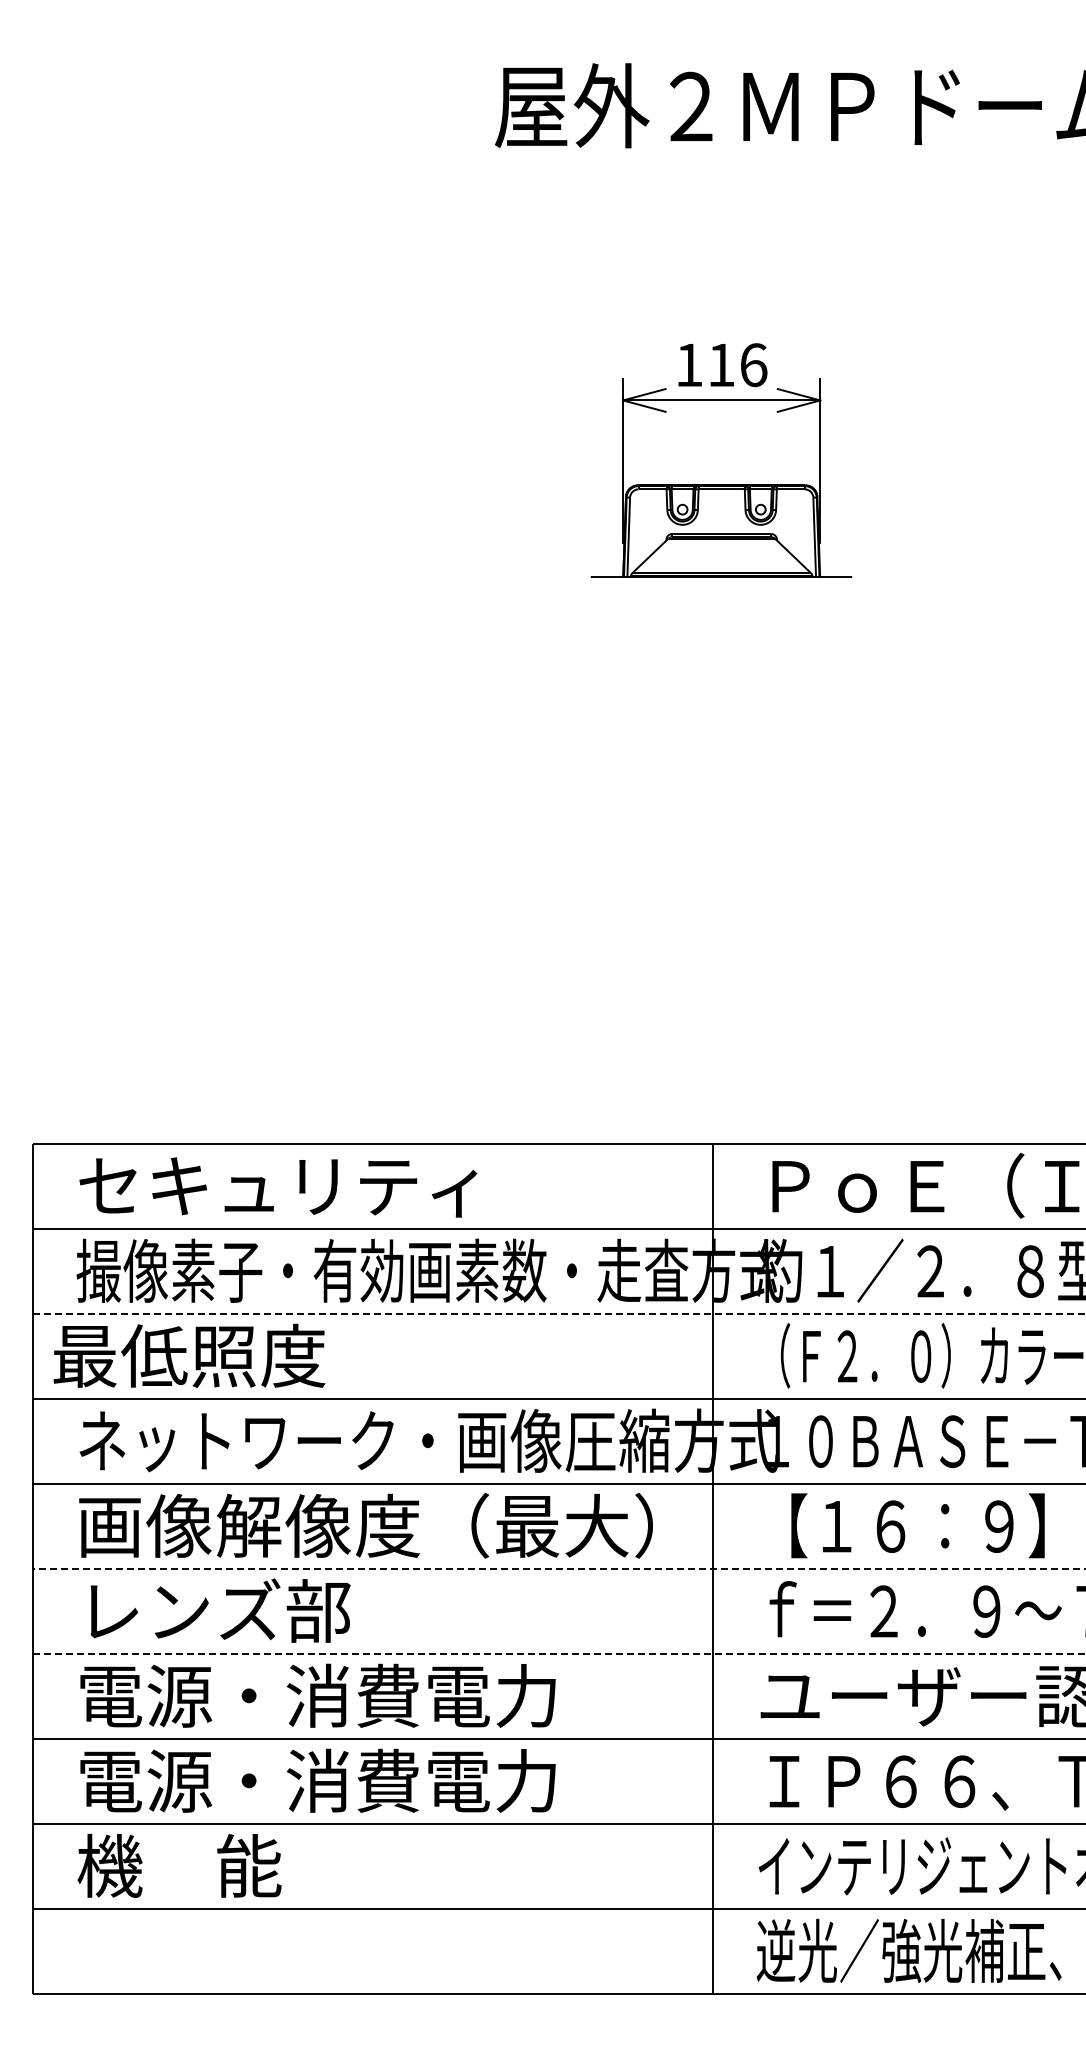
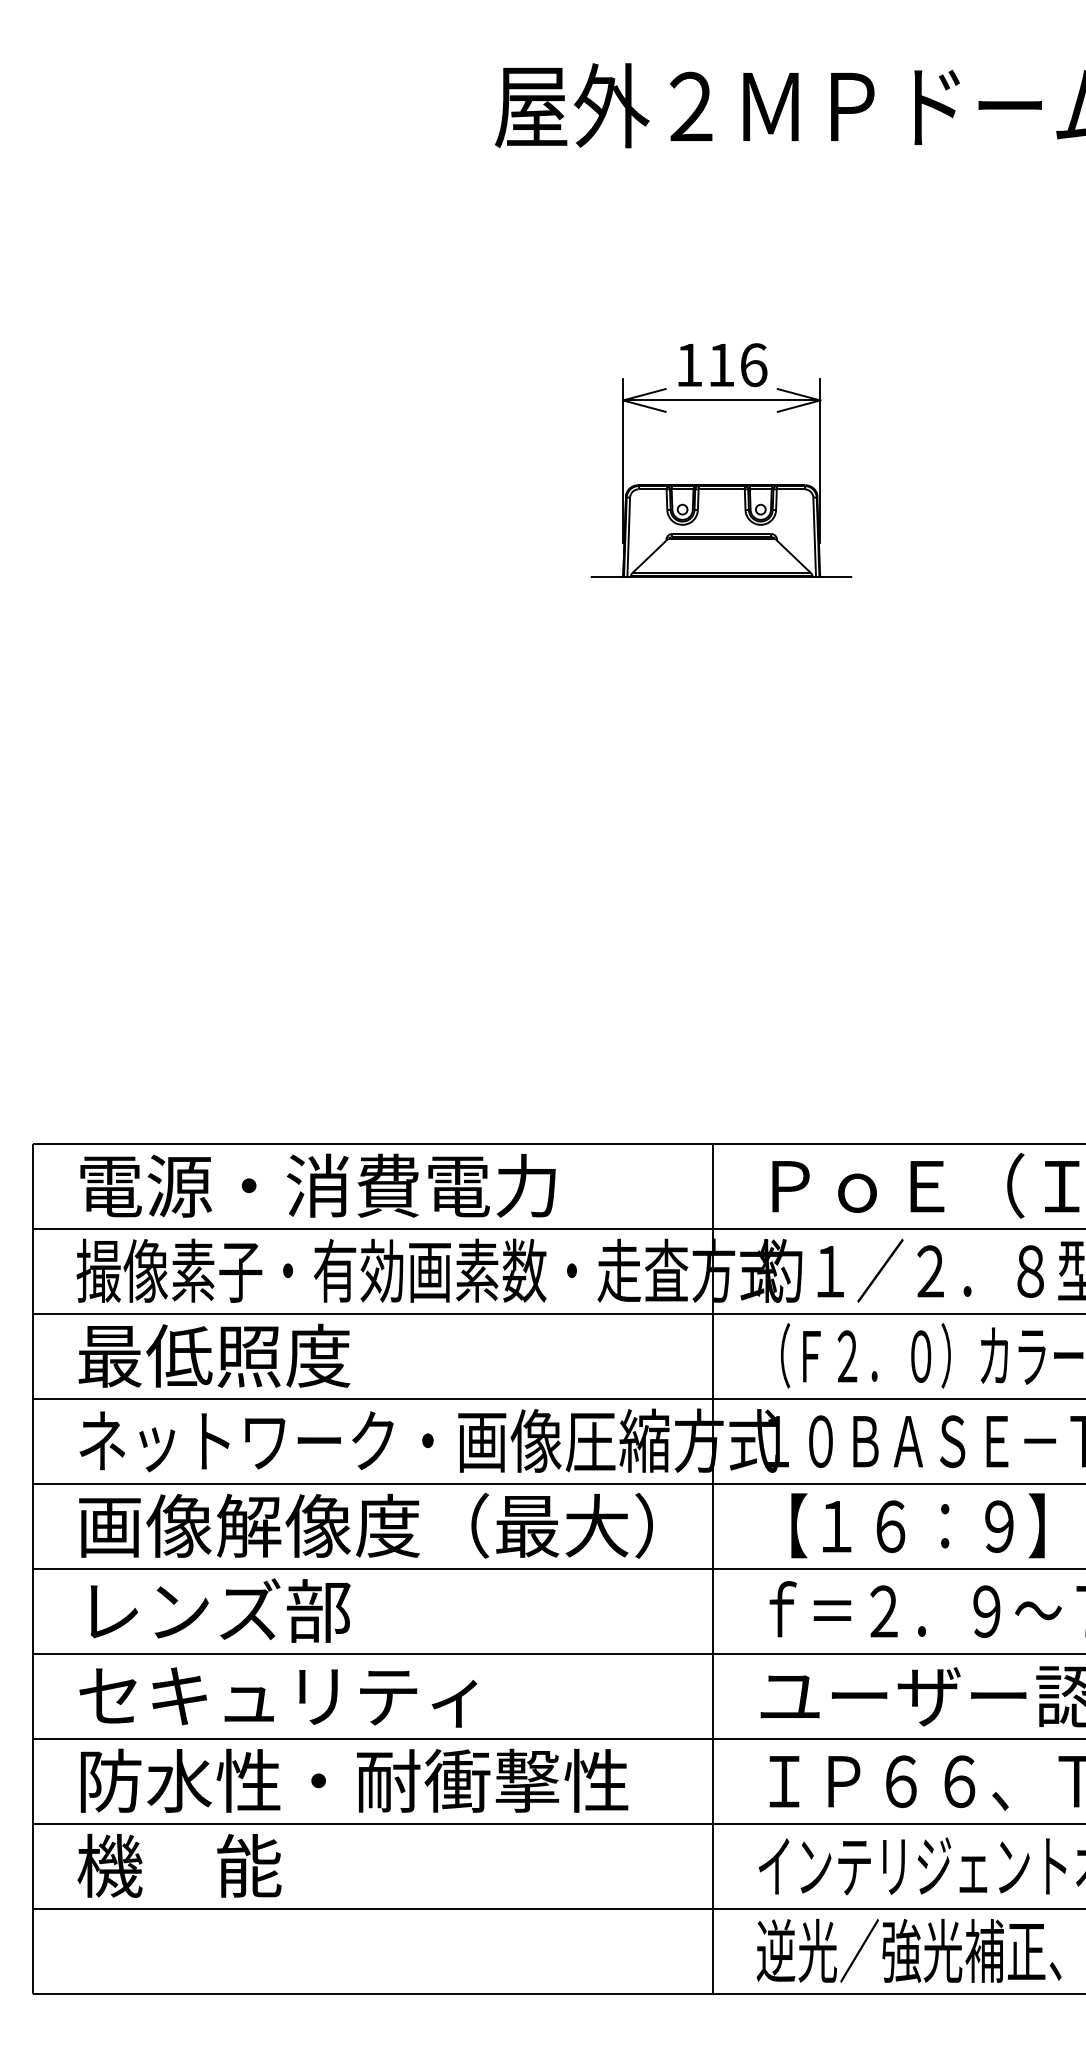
text: セキュリティ -> 電源・消費電力 (317, 1185)
line: dashed -> solid (559, 1314)
text position: (189, 1355) -> (214, 1355) (214, 1355)
line: dashed -> solid (558, 1569)
line: dashed -> solid (559, 1654)
text: 電源・消費電力 -> セキュリティ (317, 1695)
text: 電源・消費電力 -> 防水性・耐衝撃性 (354, 1780)
